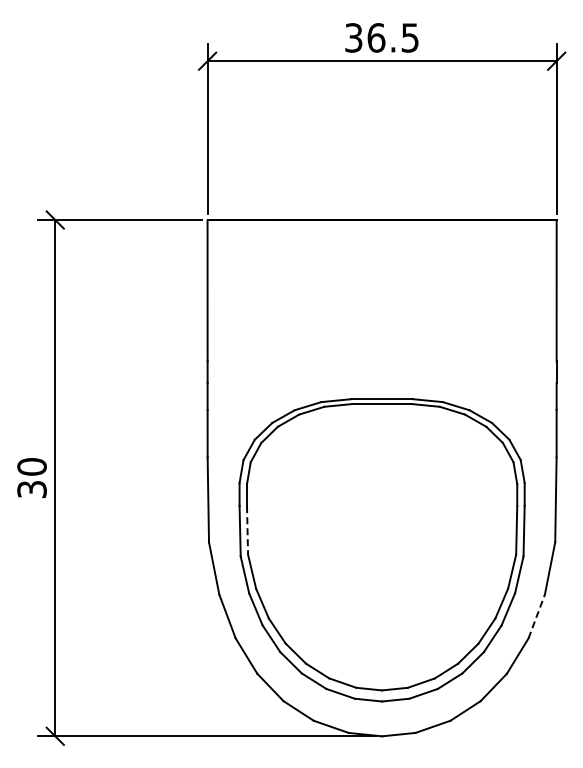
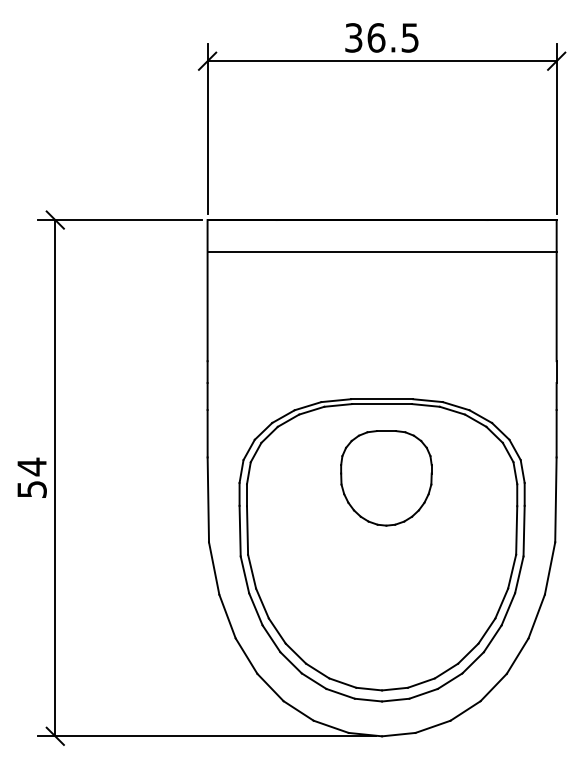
line: none -> present (381, 252)
text: 30 -> 54 (31, 477)
part: none -> present (386, 478)
line: dashed -> solid (247, 530)
line: dashed -> solid (536, 616)
